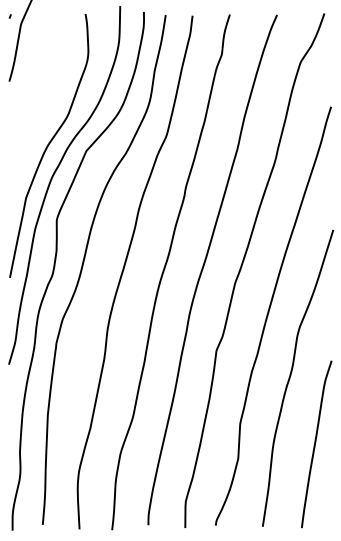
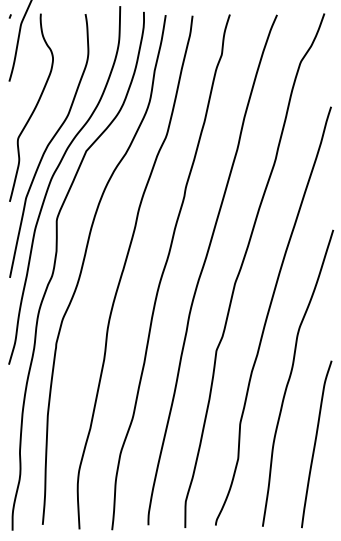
curve: none -> present (33, 109)
